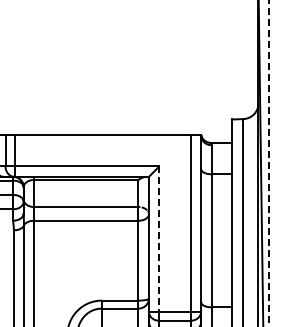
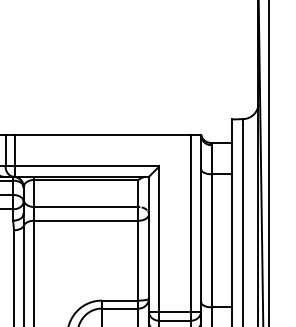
line: dashed -> solid (268, 163)
line: dashed -> solid (159, 239)
